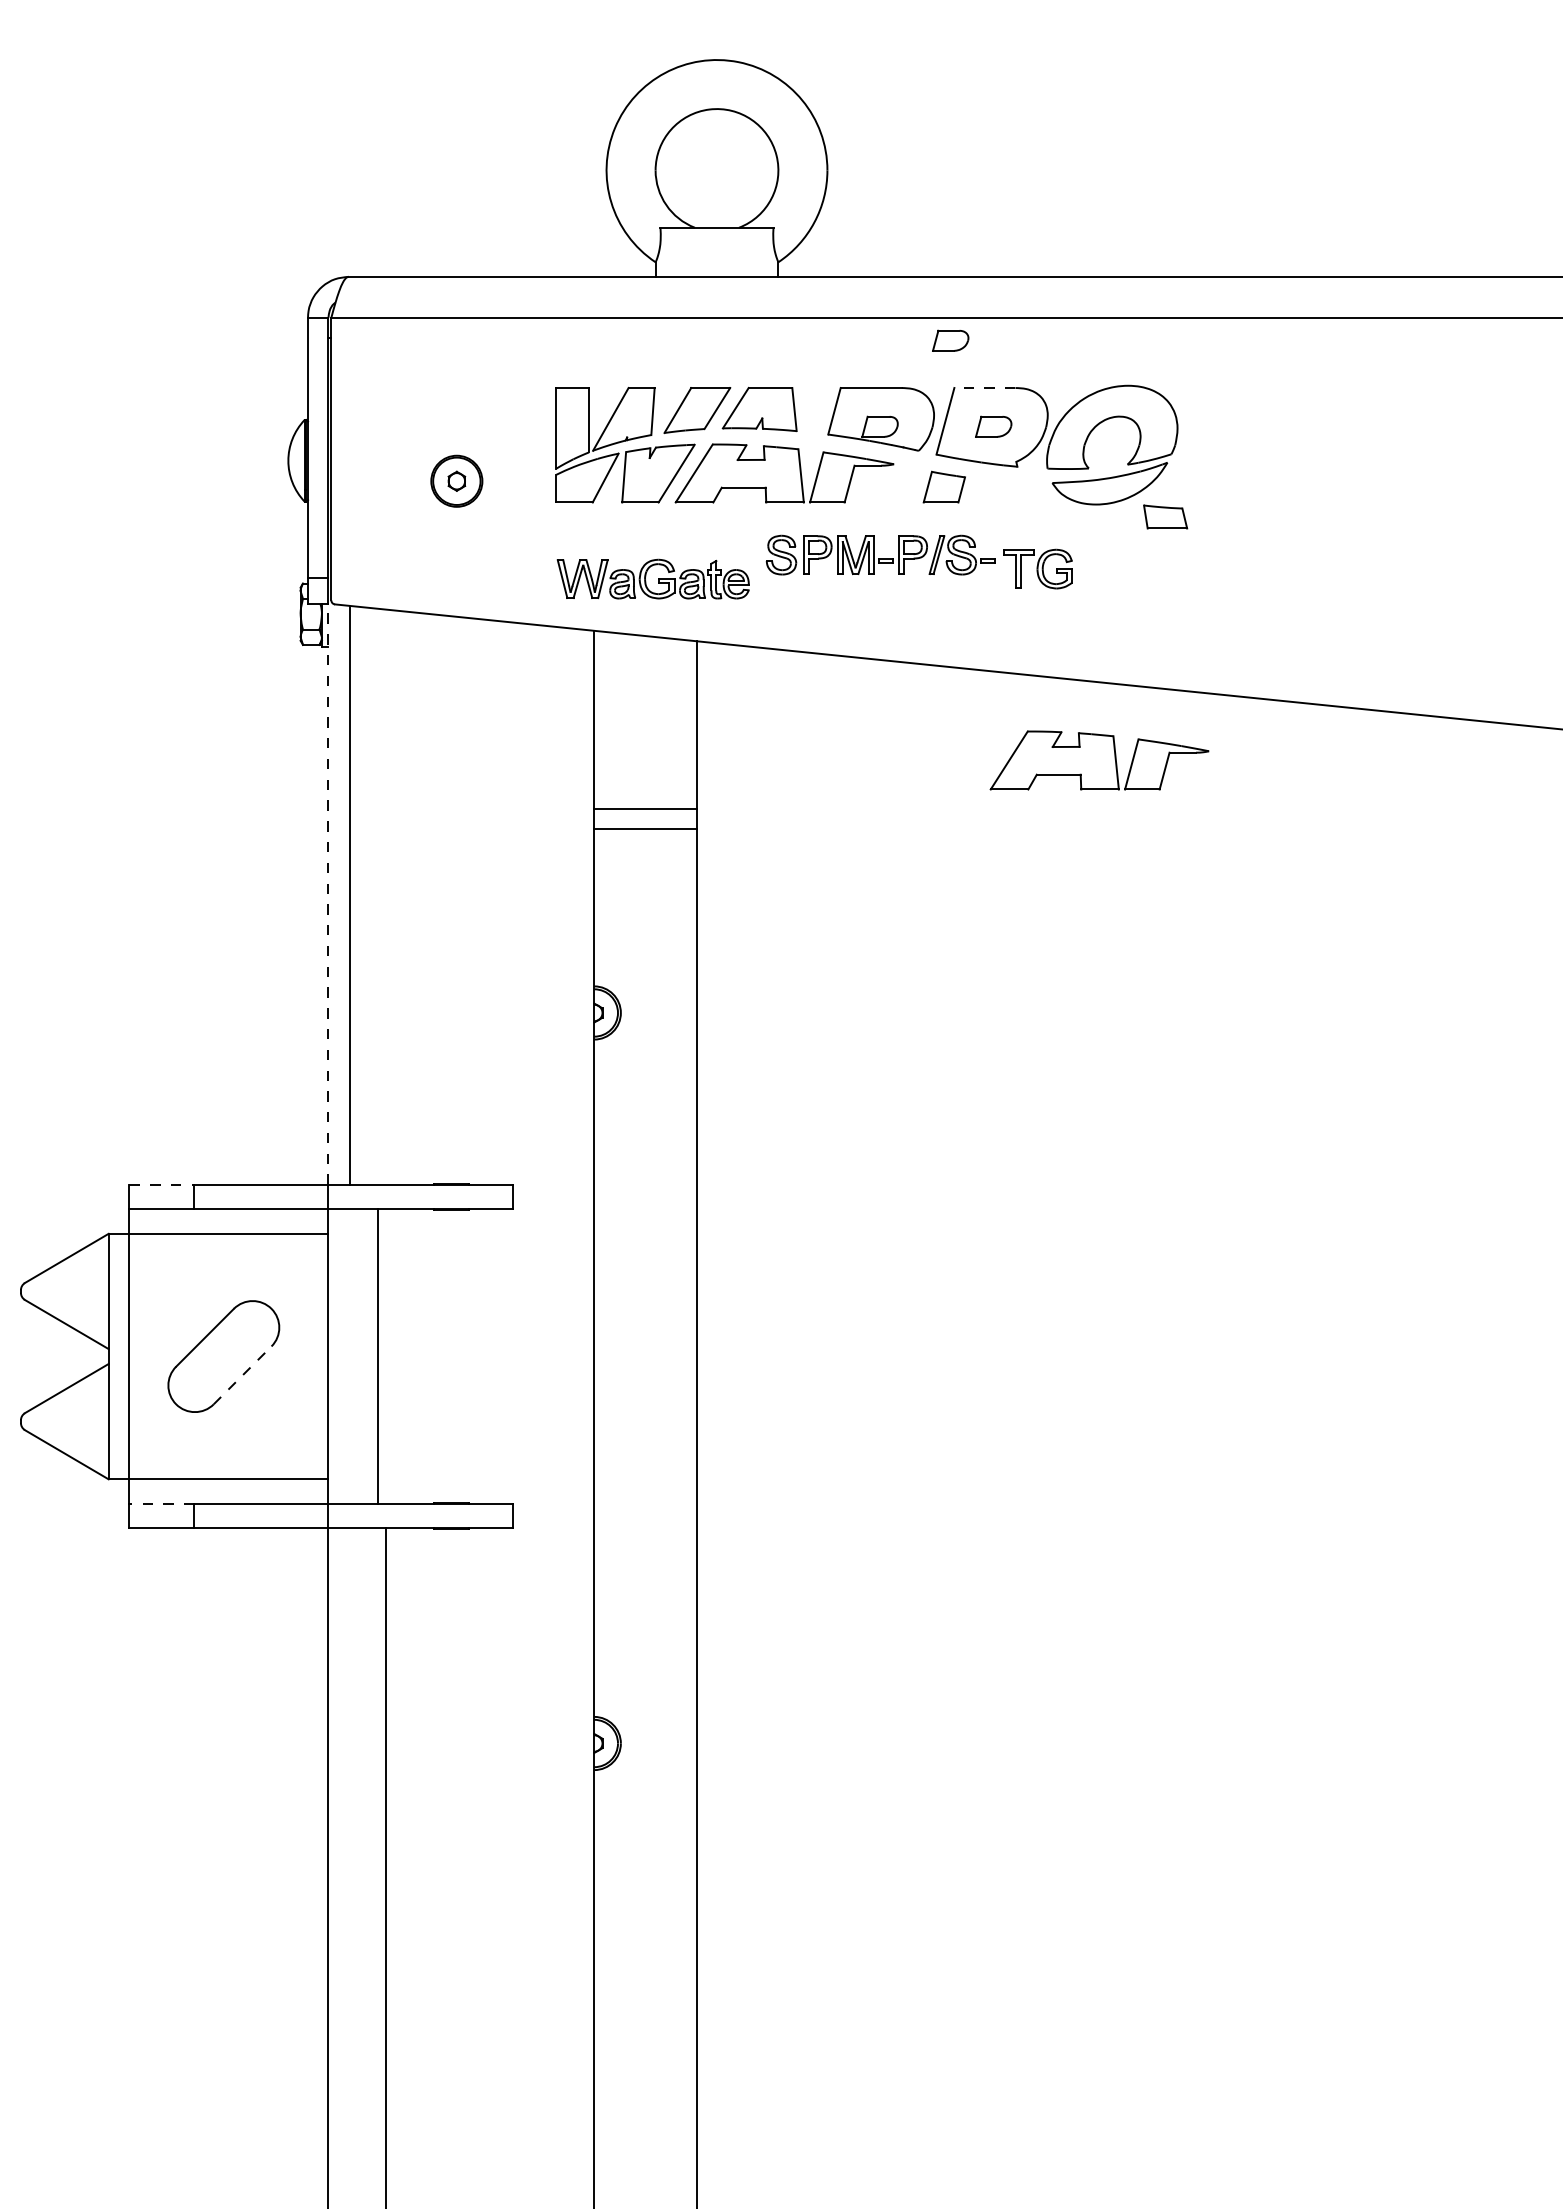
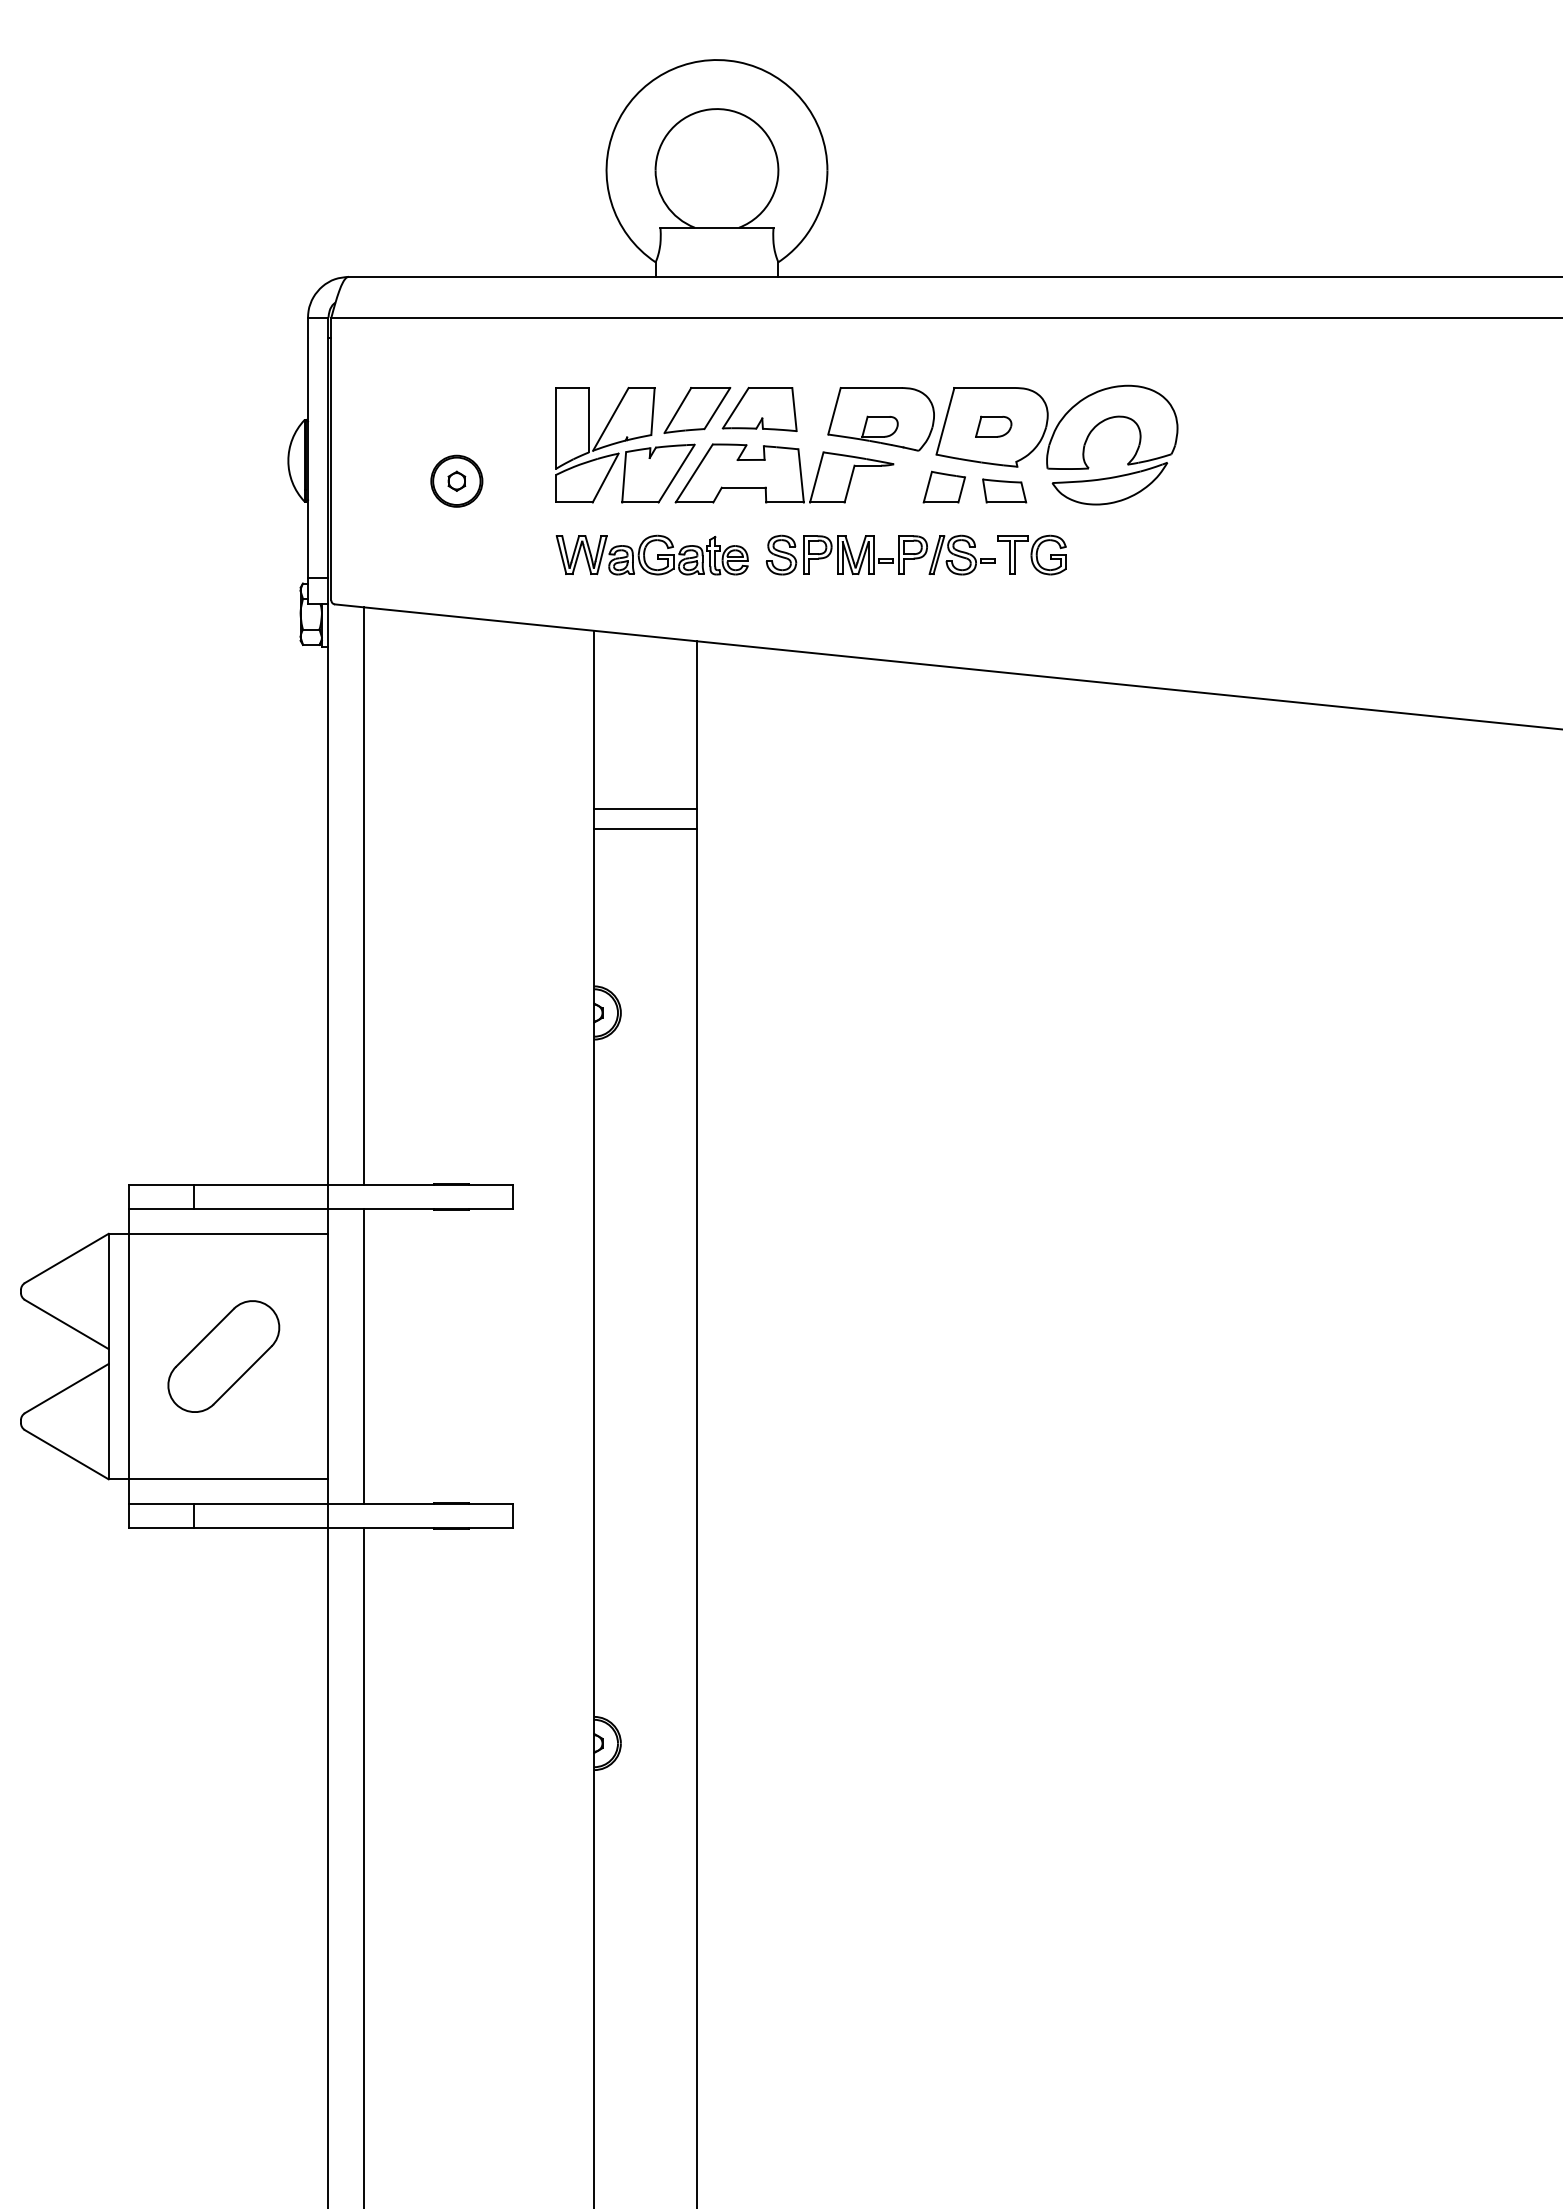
part: present -> none (950, 340)
line: dashed -> solid (984, 388)
part position: (1165, 516) -> (1004, 490) (1004, 490)
part position: (1037, 568) -> (1031, 554) (1031, 554)
part position: (652, 578) -> (651, 554) (651, 554)
part: present -> none (1099, 760)
line: dashed -> solid (328, 893)
line position: (350, 895) -> (364, 895) (364, 895)
line: dashed -> solid (161, 1184)
line position: (378, 1356) -> (364, 1356) (364, 1356)
line: dashed -> solid (242, 1375)
line: dashed -> solid (161, 1503)
line position: (386, 1866) -> (364, 1866) (364, 1866)
